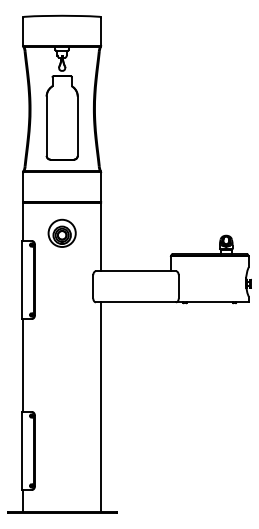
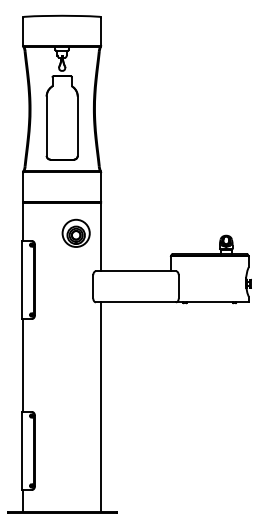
part position: (61, 232) -> (75, 232) (75, 232)
